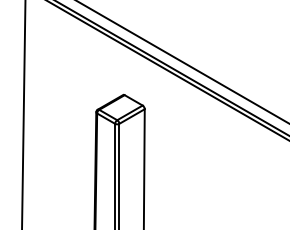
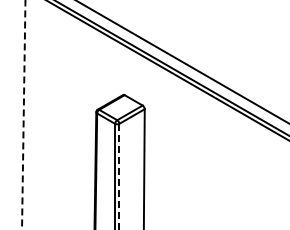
line: solid -> dashed (23, 115)
line: solid -> dashed (119, 176)
